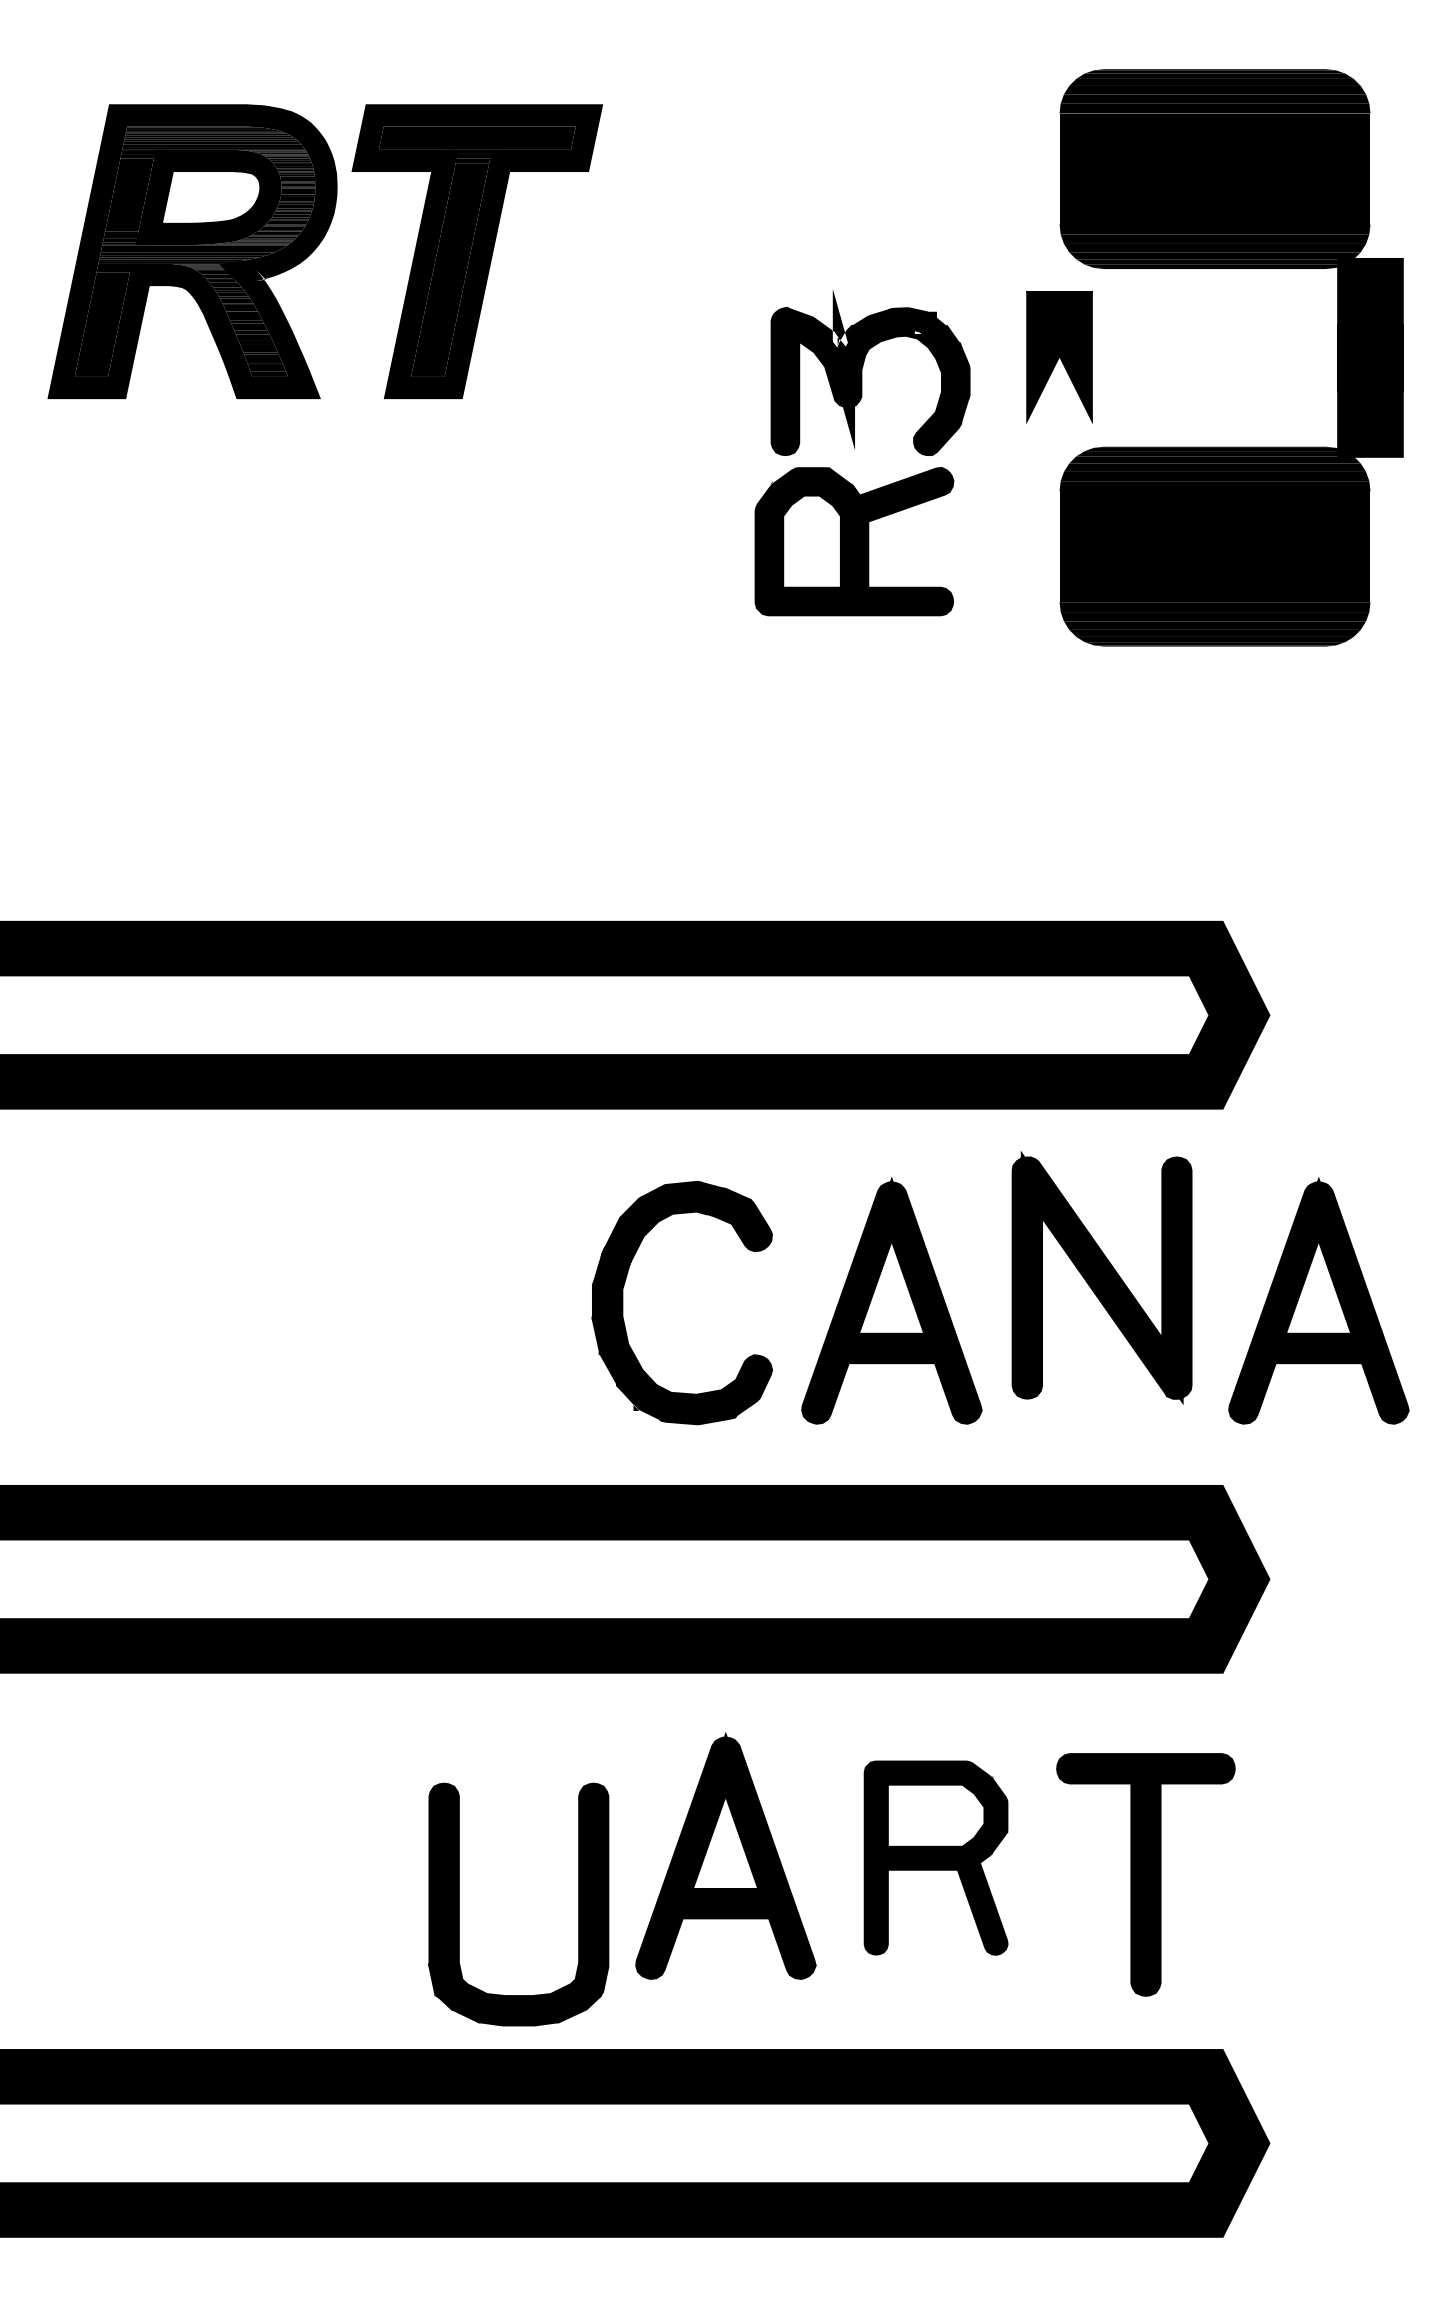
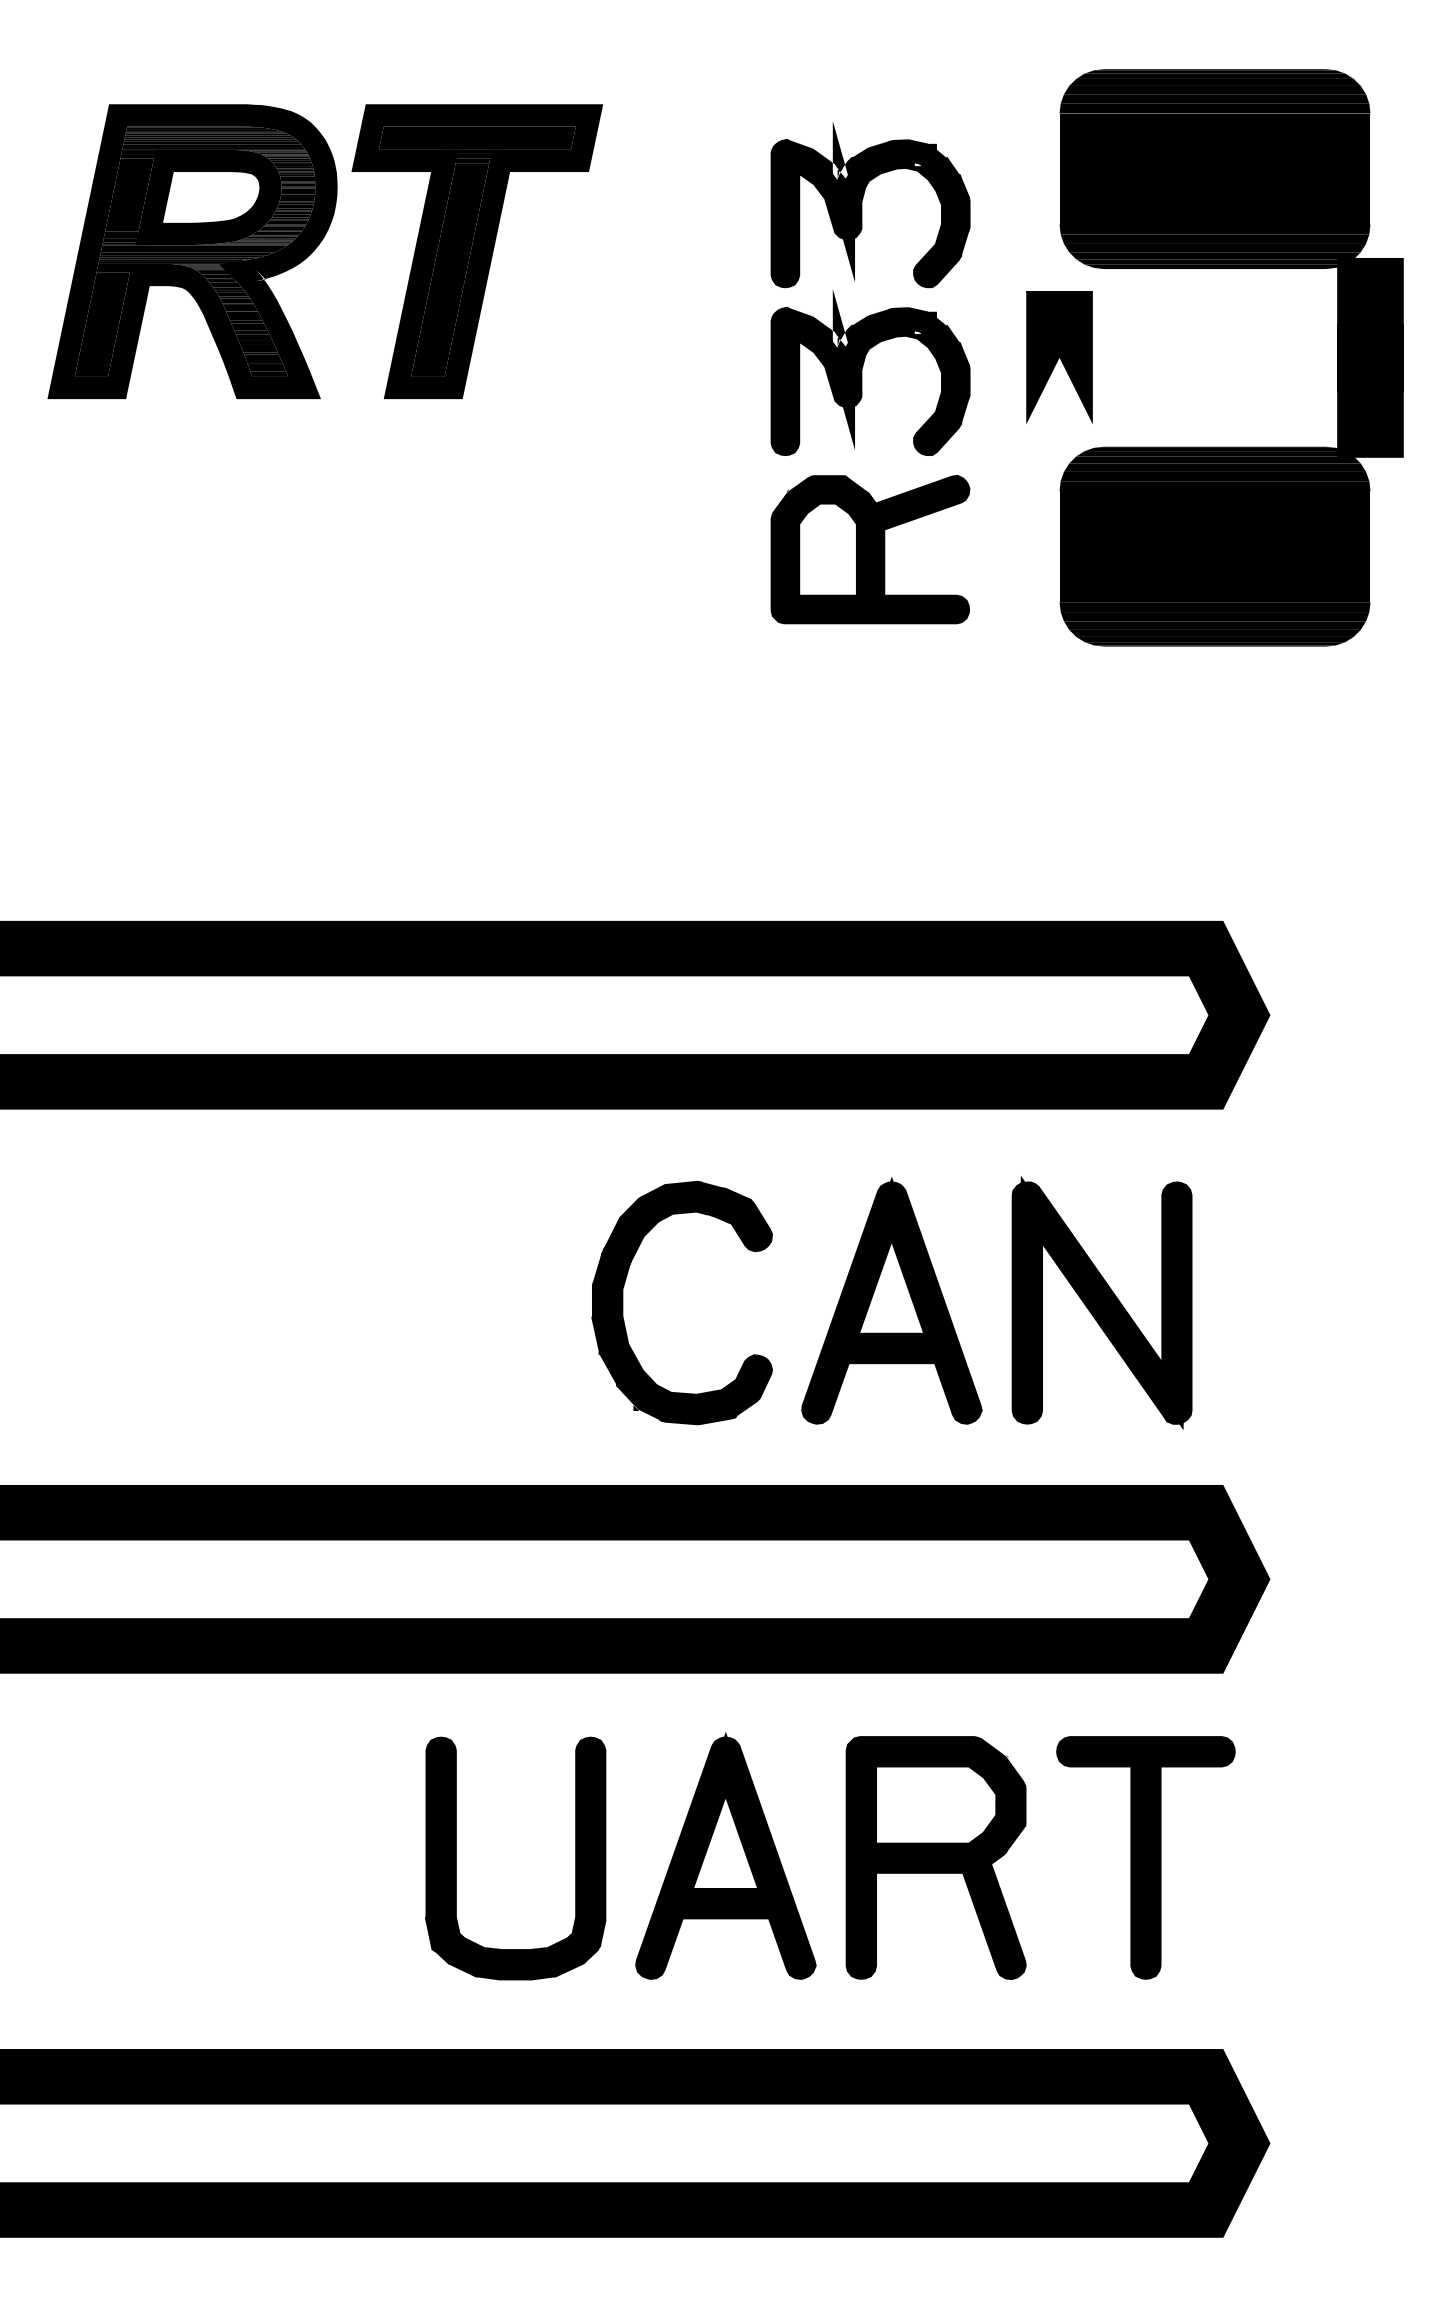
part: none -> present (862, 205)
part position: (854, 541) -> (870, 549) (870, 549)
part position: (1101, 1277) -> (1101, 1302) (1101, 1302)
part: present -> none (1318, 1300)
part size: 146x196 px -> 182x245 px (935, 1858)
part position: (1145, 1874) -> (1145, 1857) (1145, 1857)
part position: (459, 1904) -> (456, 1858) (456, 1858)
